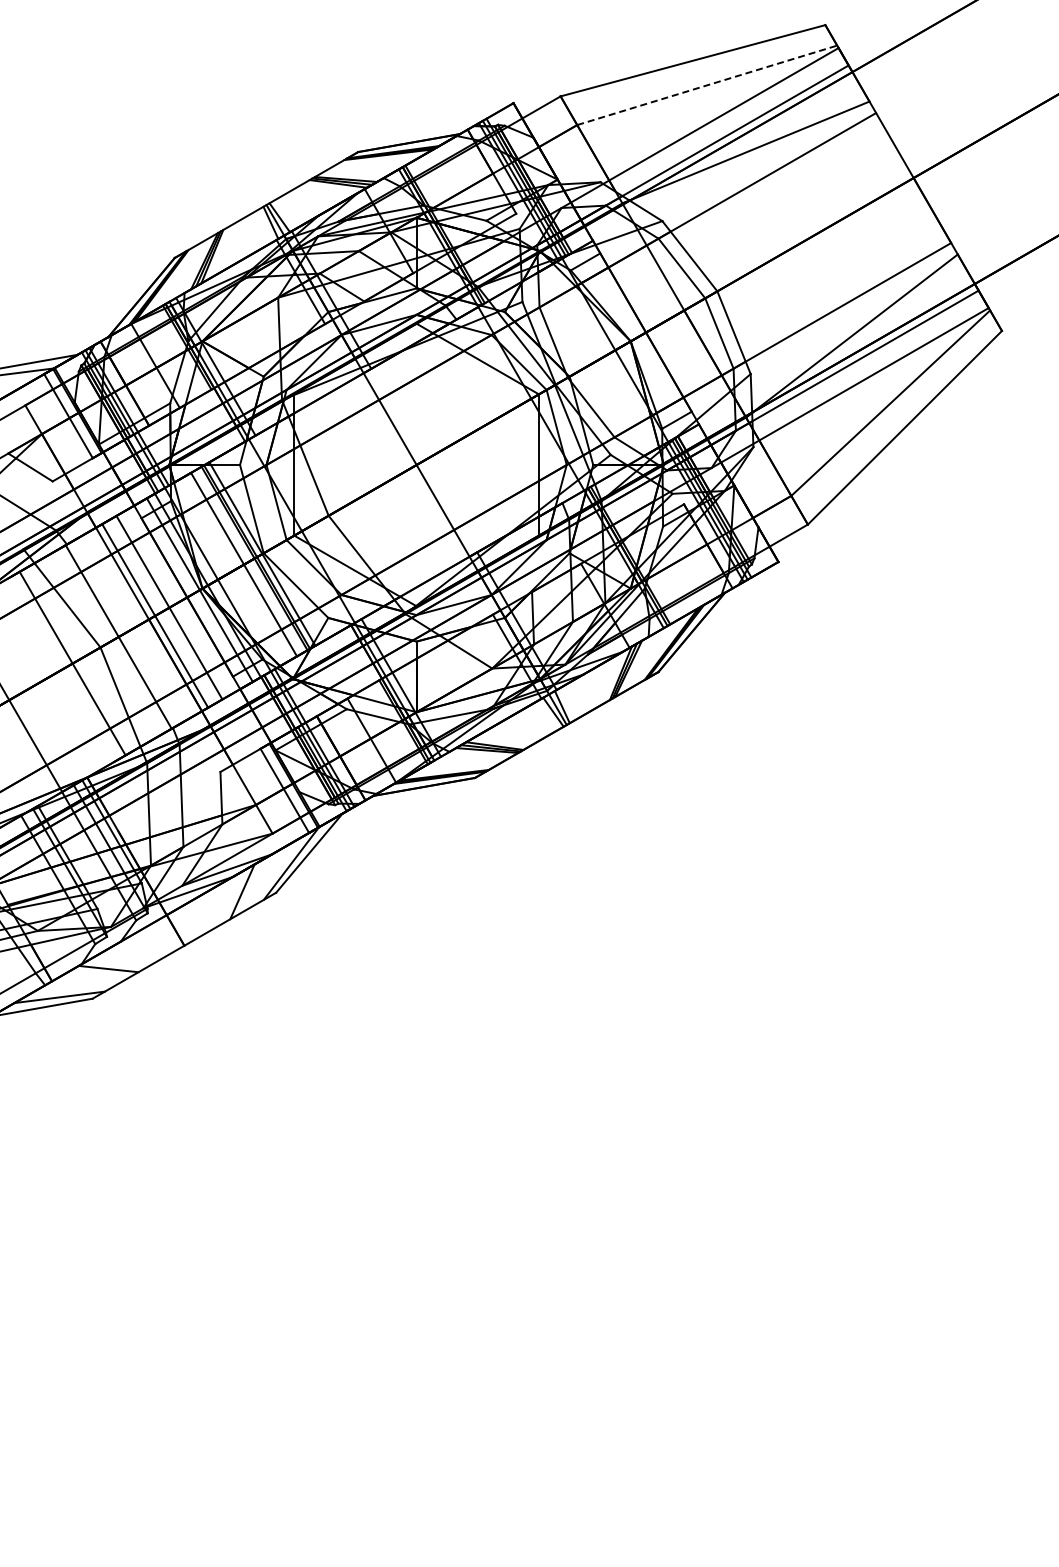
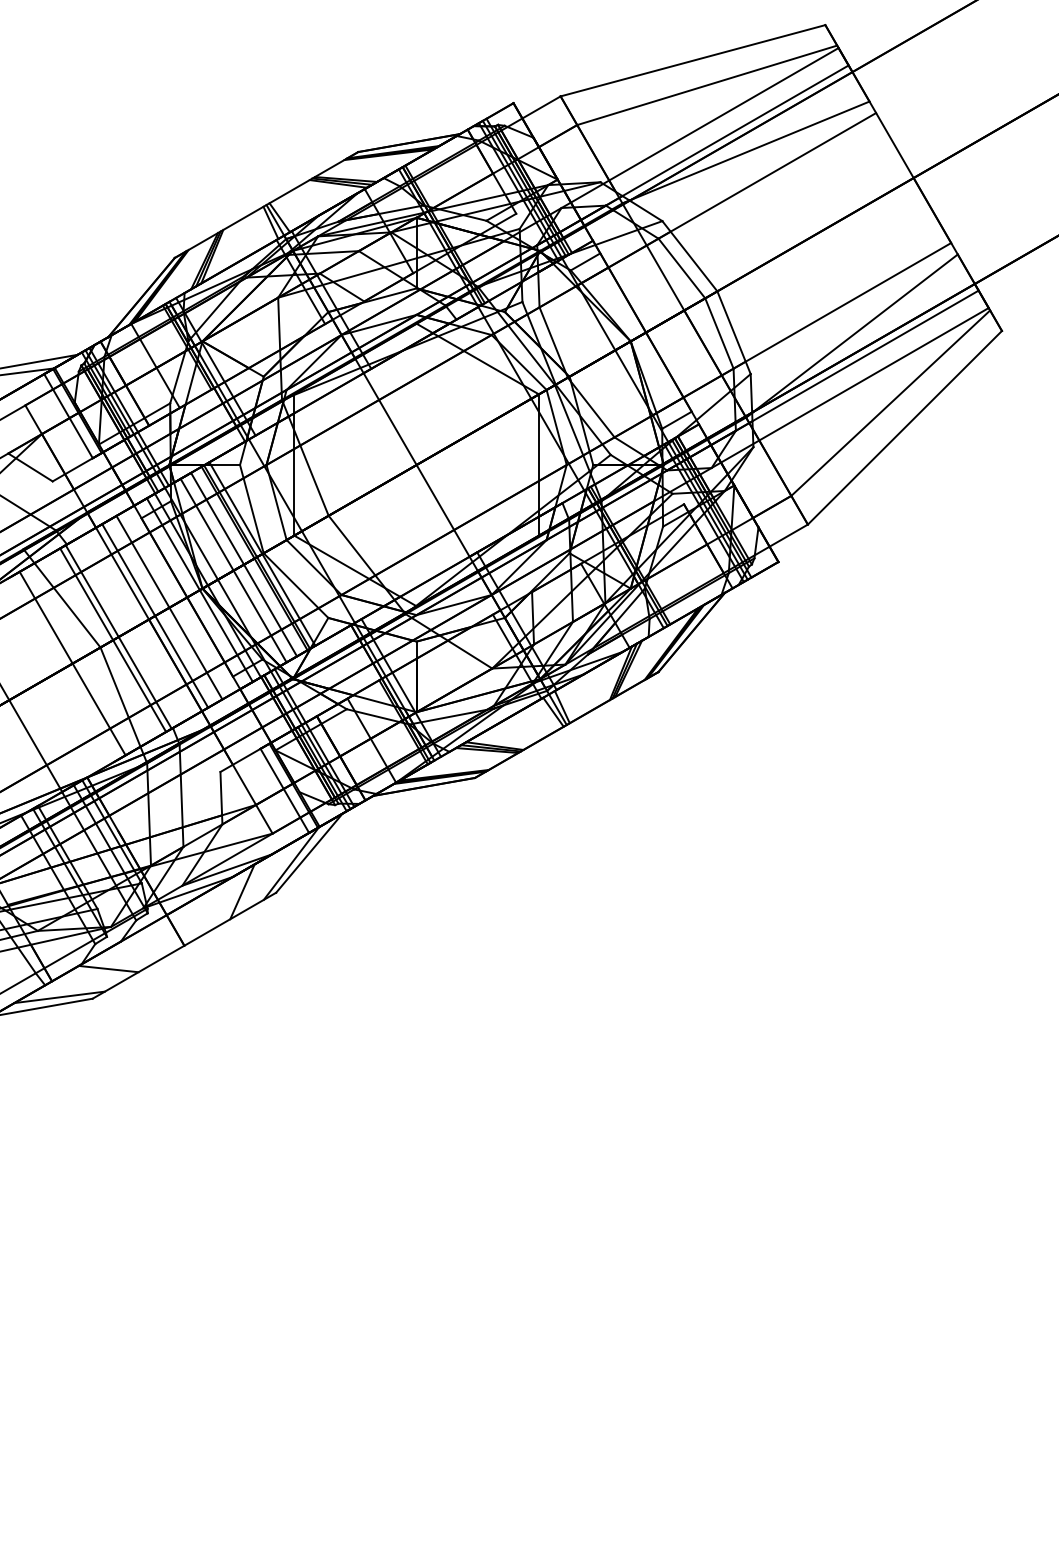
line: dashed -> solid (707, 85)
line: none -> present (233, 570)
line: none -> present (113, 639)
